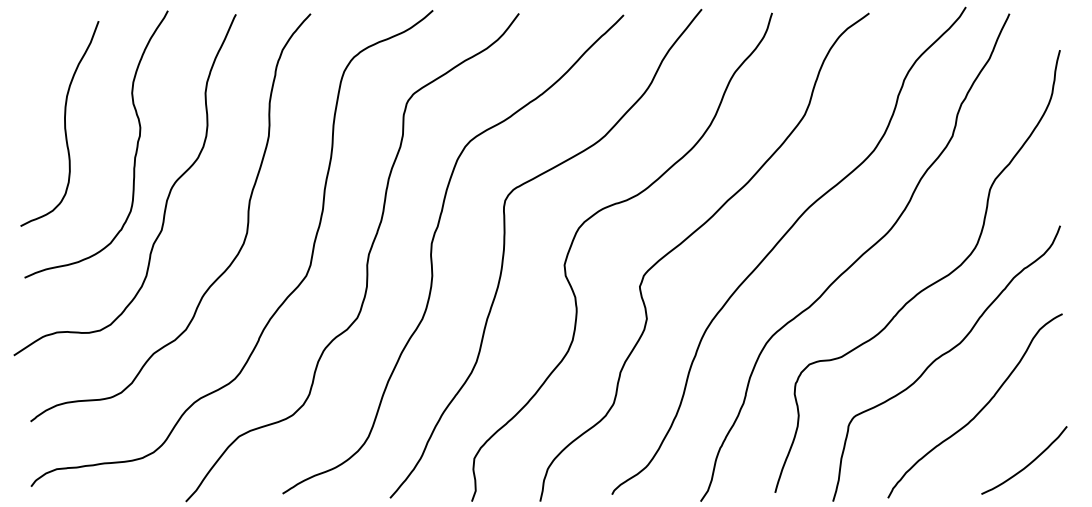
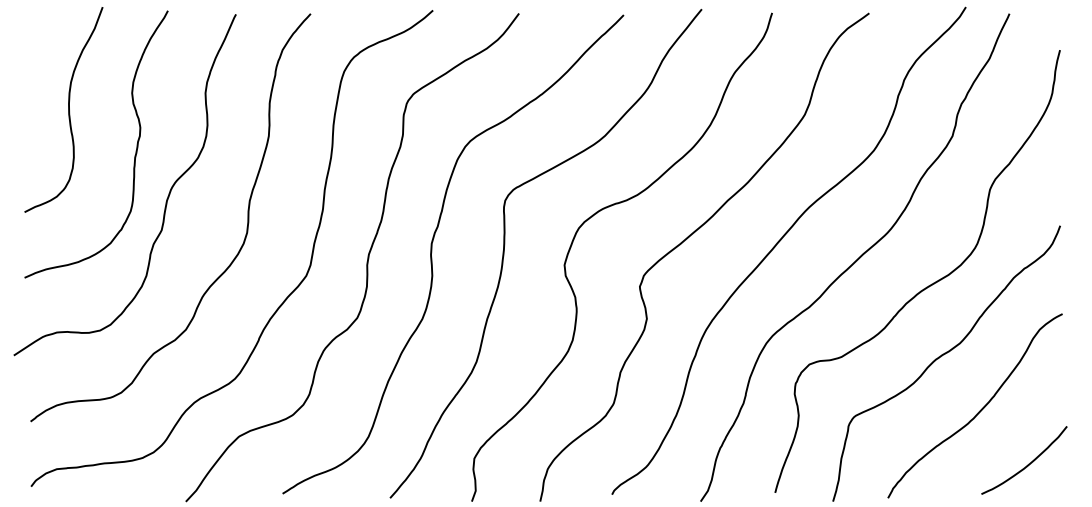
curve position: (64, 123) -> (68, 109) (68, 109)
